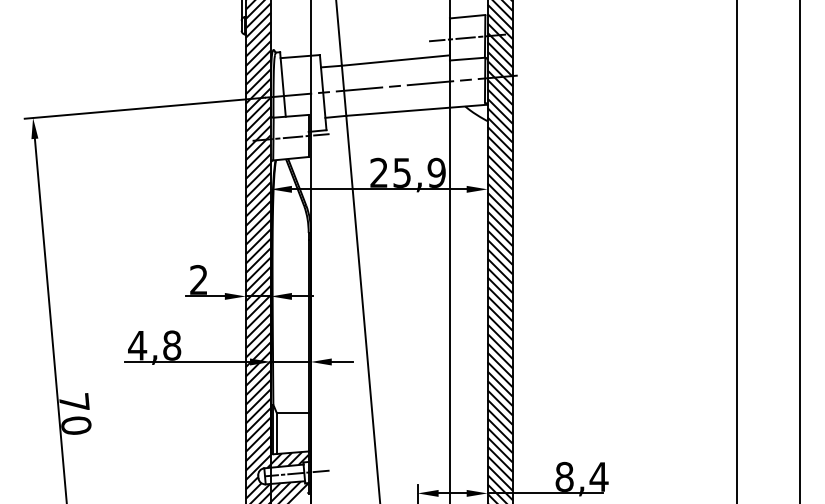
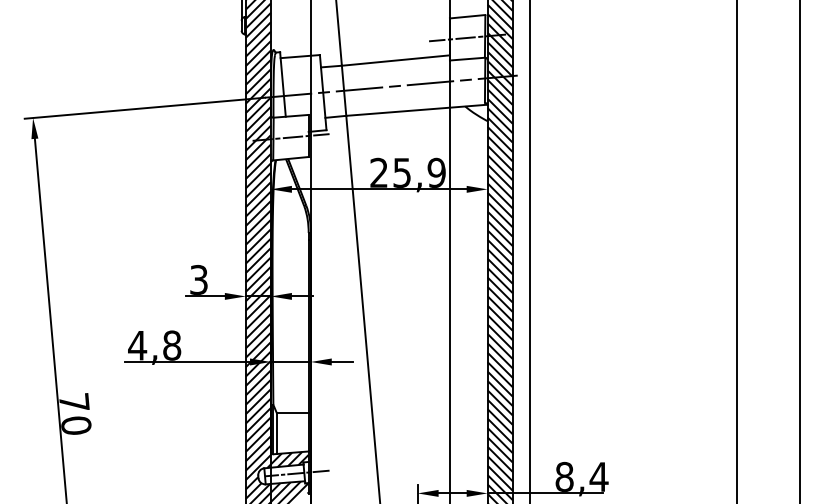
line: none -> present (529, 251)
text: 2 -> 3 (198, 279)
